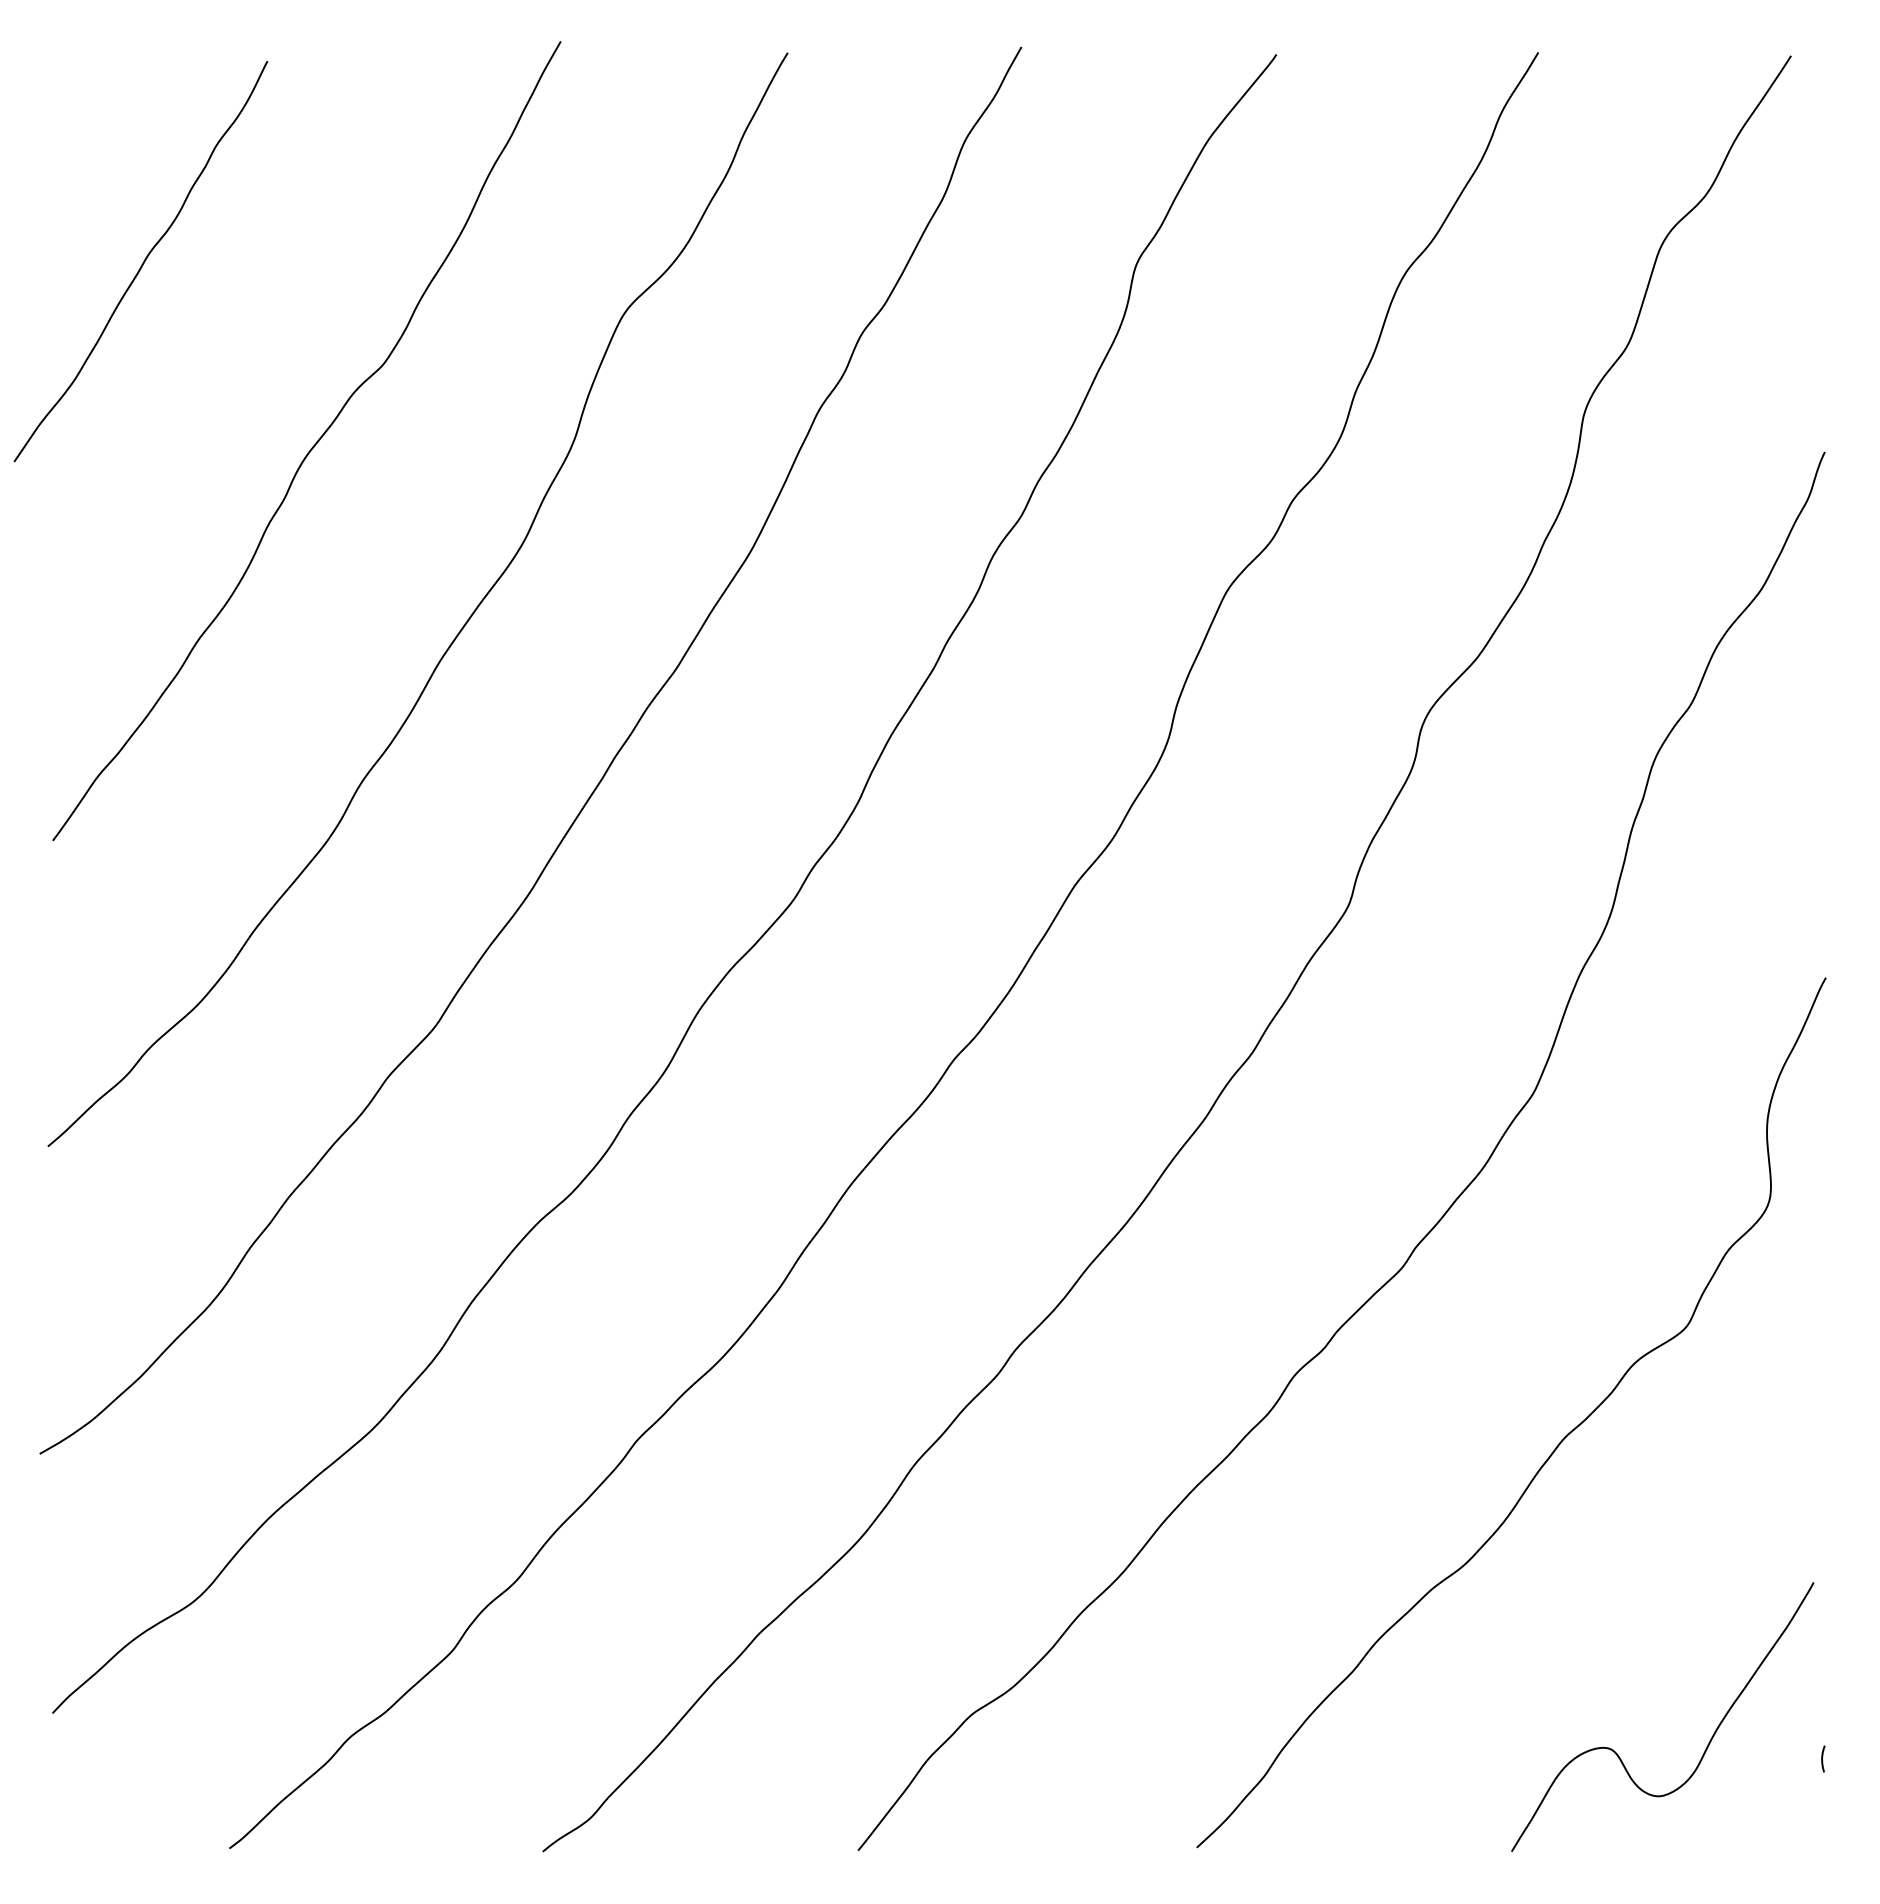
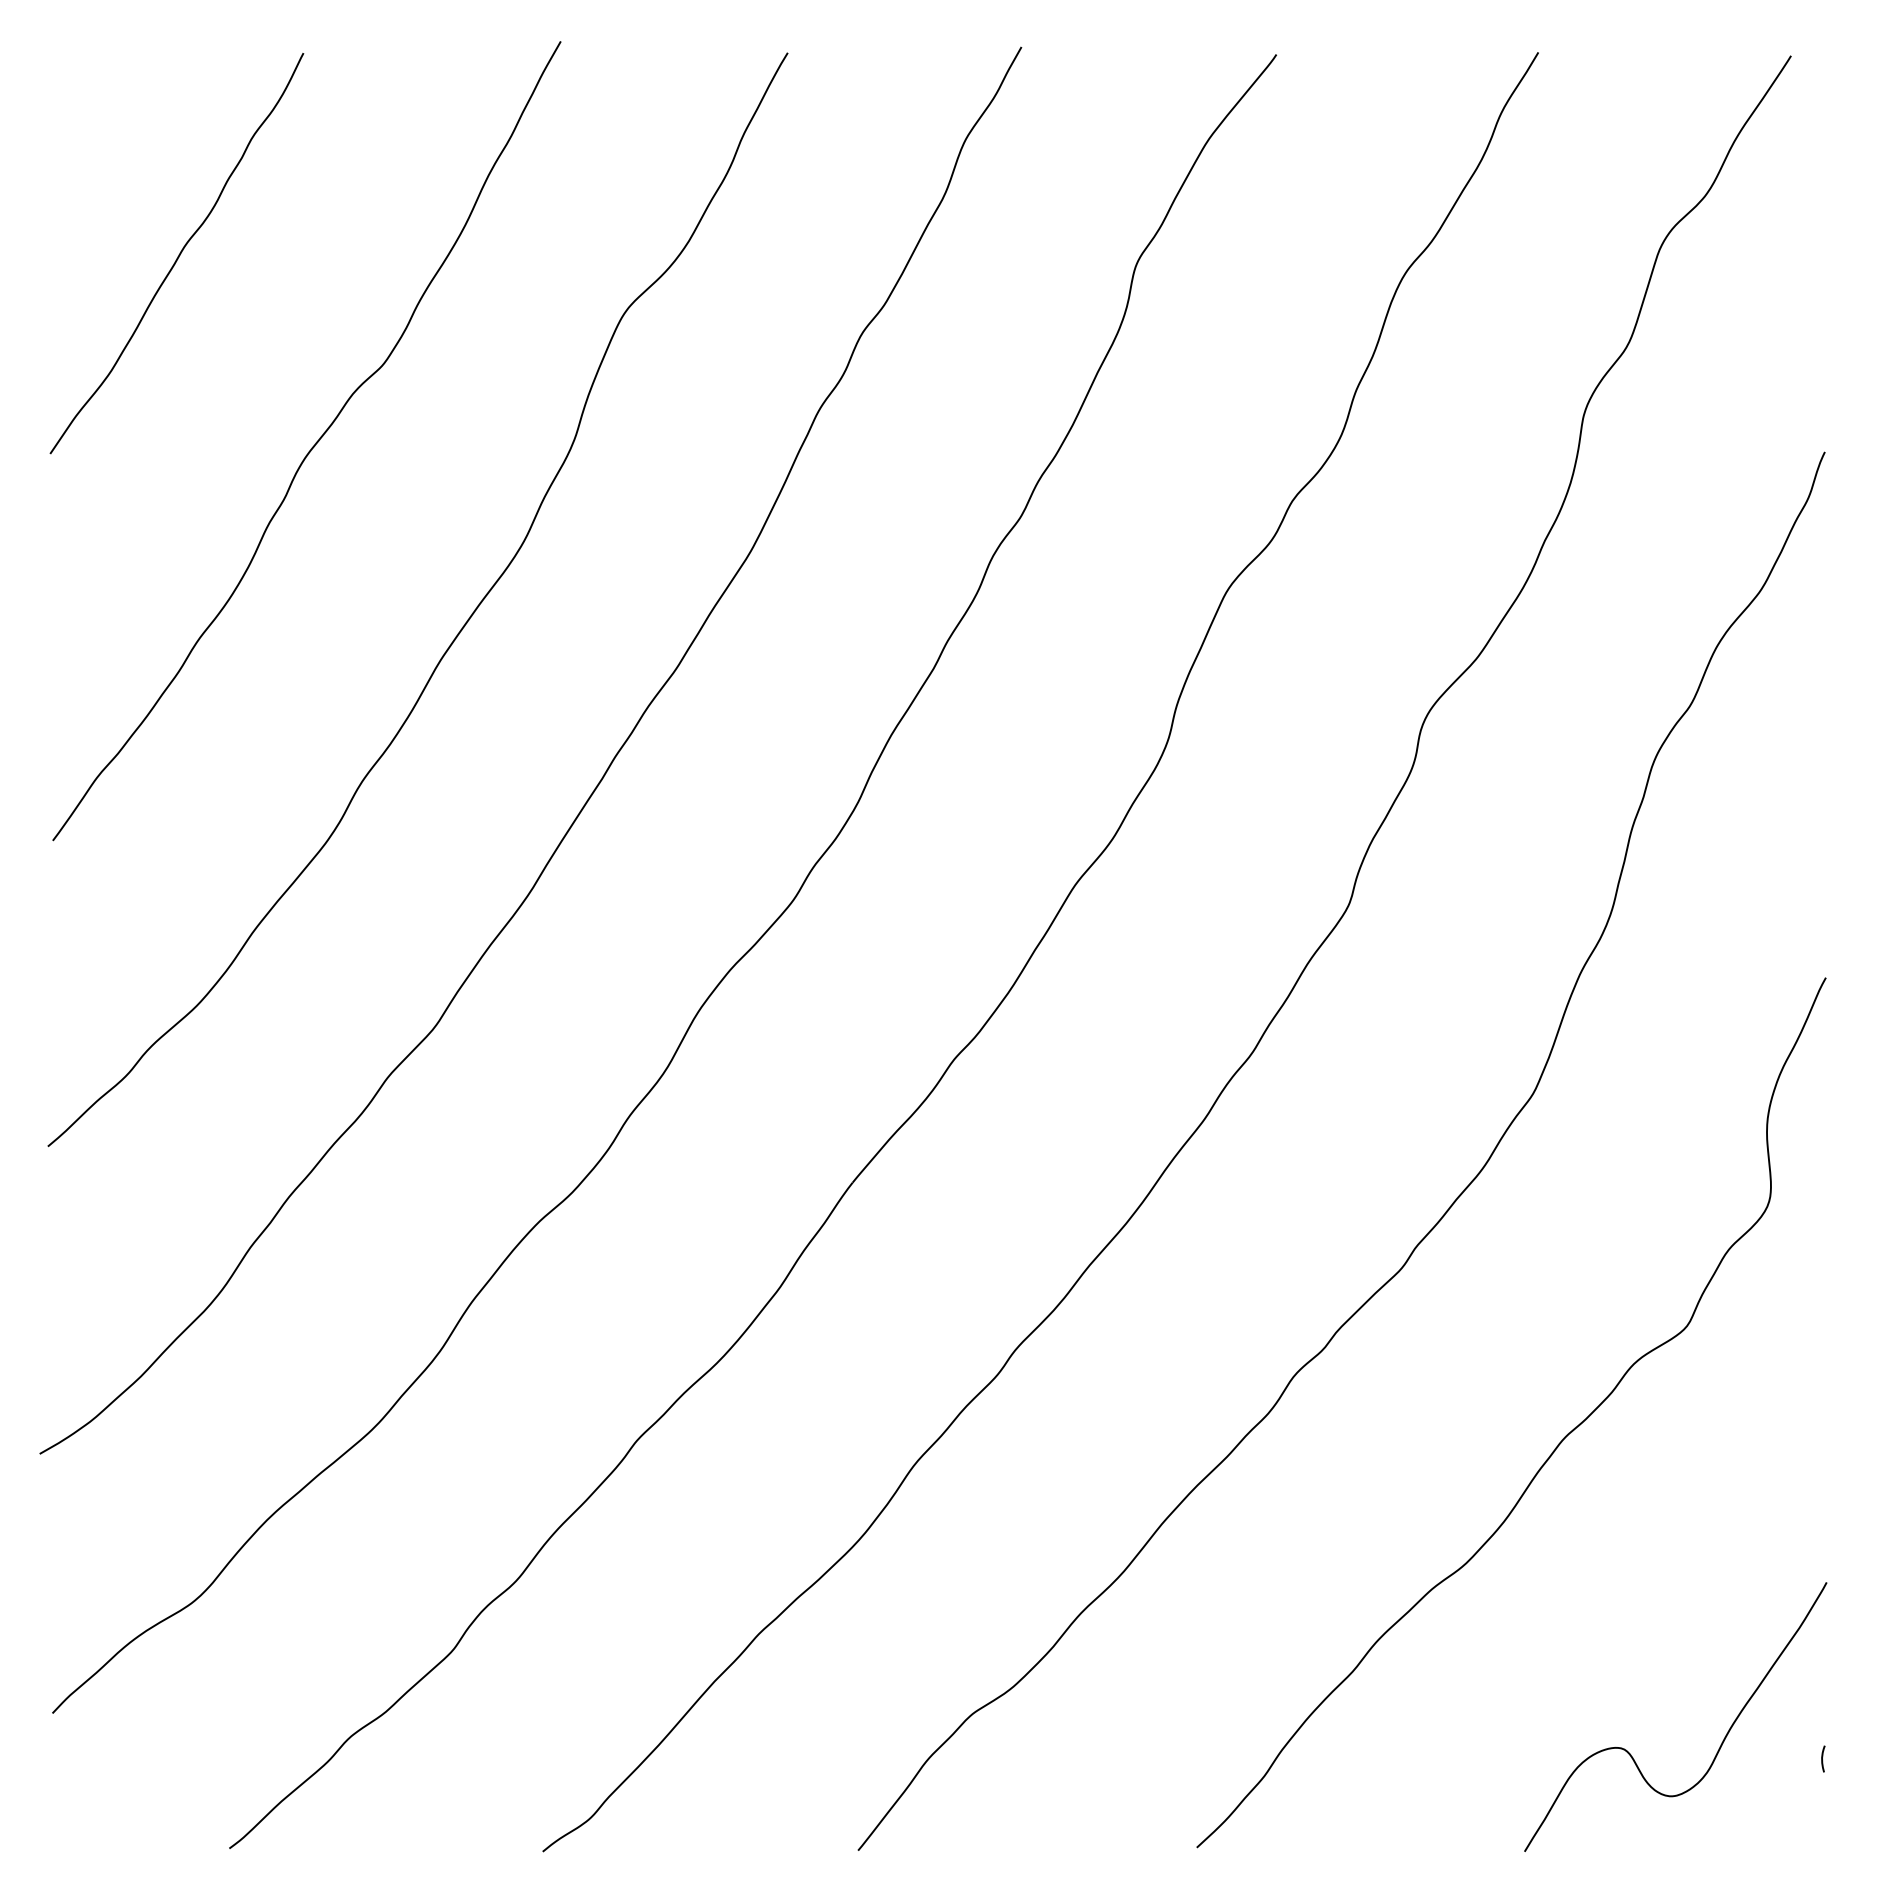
curve position: (142, 262) -> (178, 254) (178, 254)
curve position: (1709, 1740) -> (1722, 1740) (1722, 1740)
